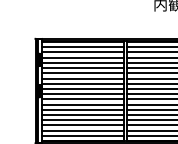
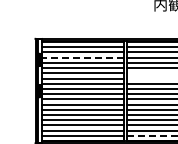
line: solid -> dashed (82, 57)
line: present -> none (150, 73)
line: present -> none (150, 78)
line: solid -> dashed (153, 135)
